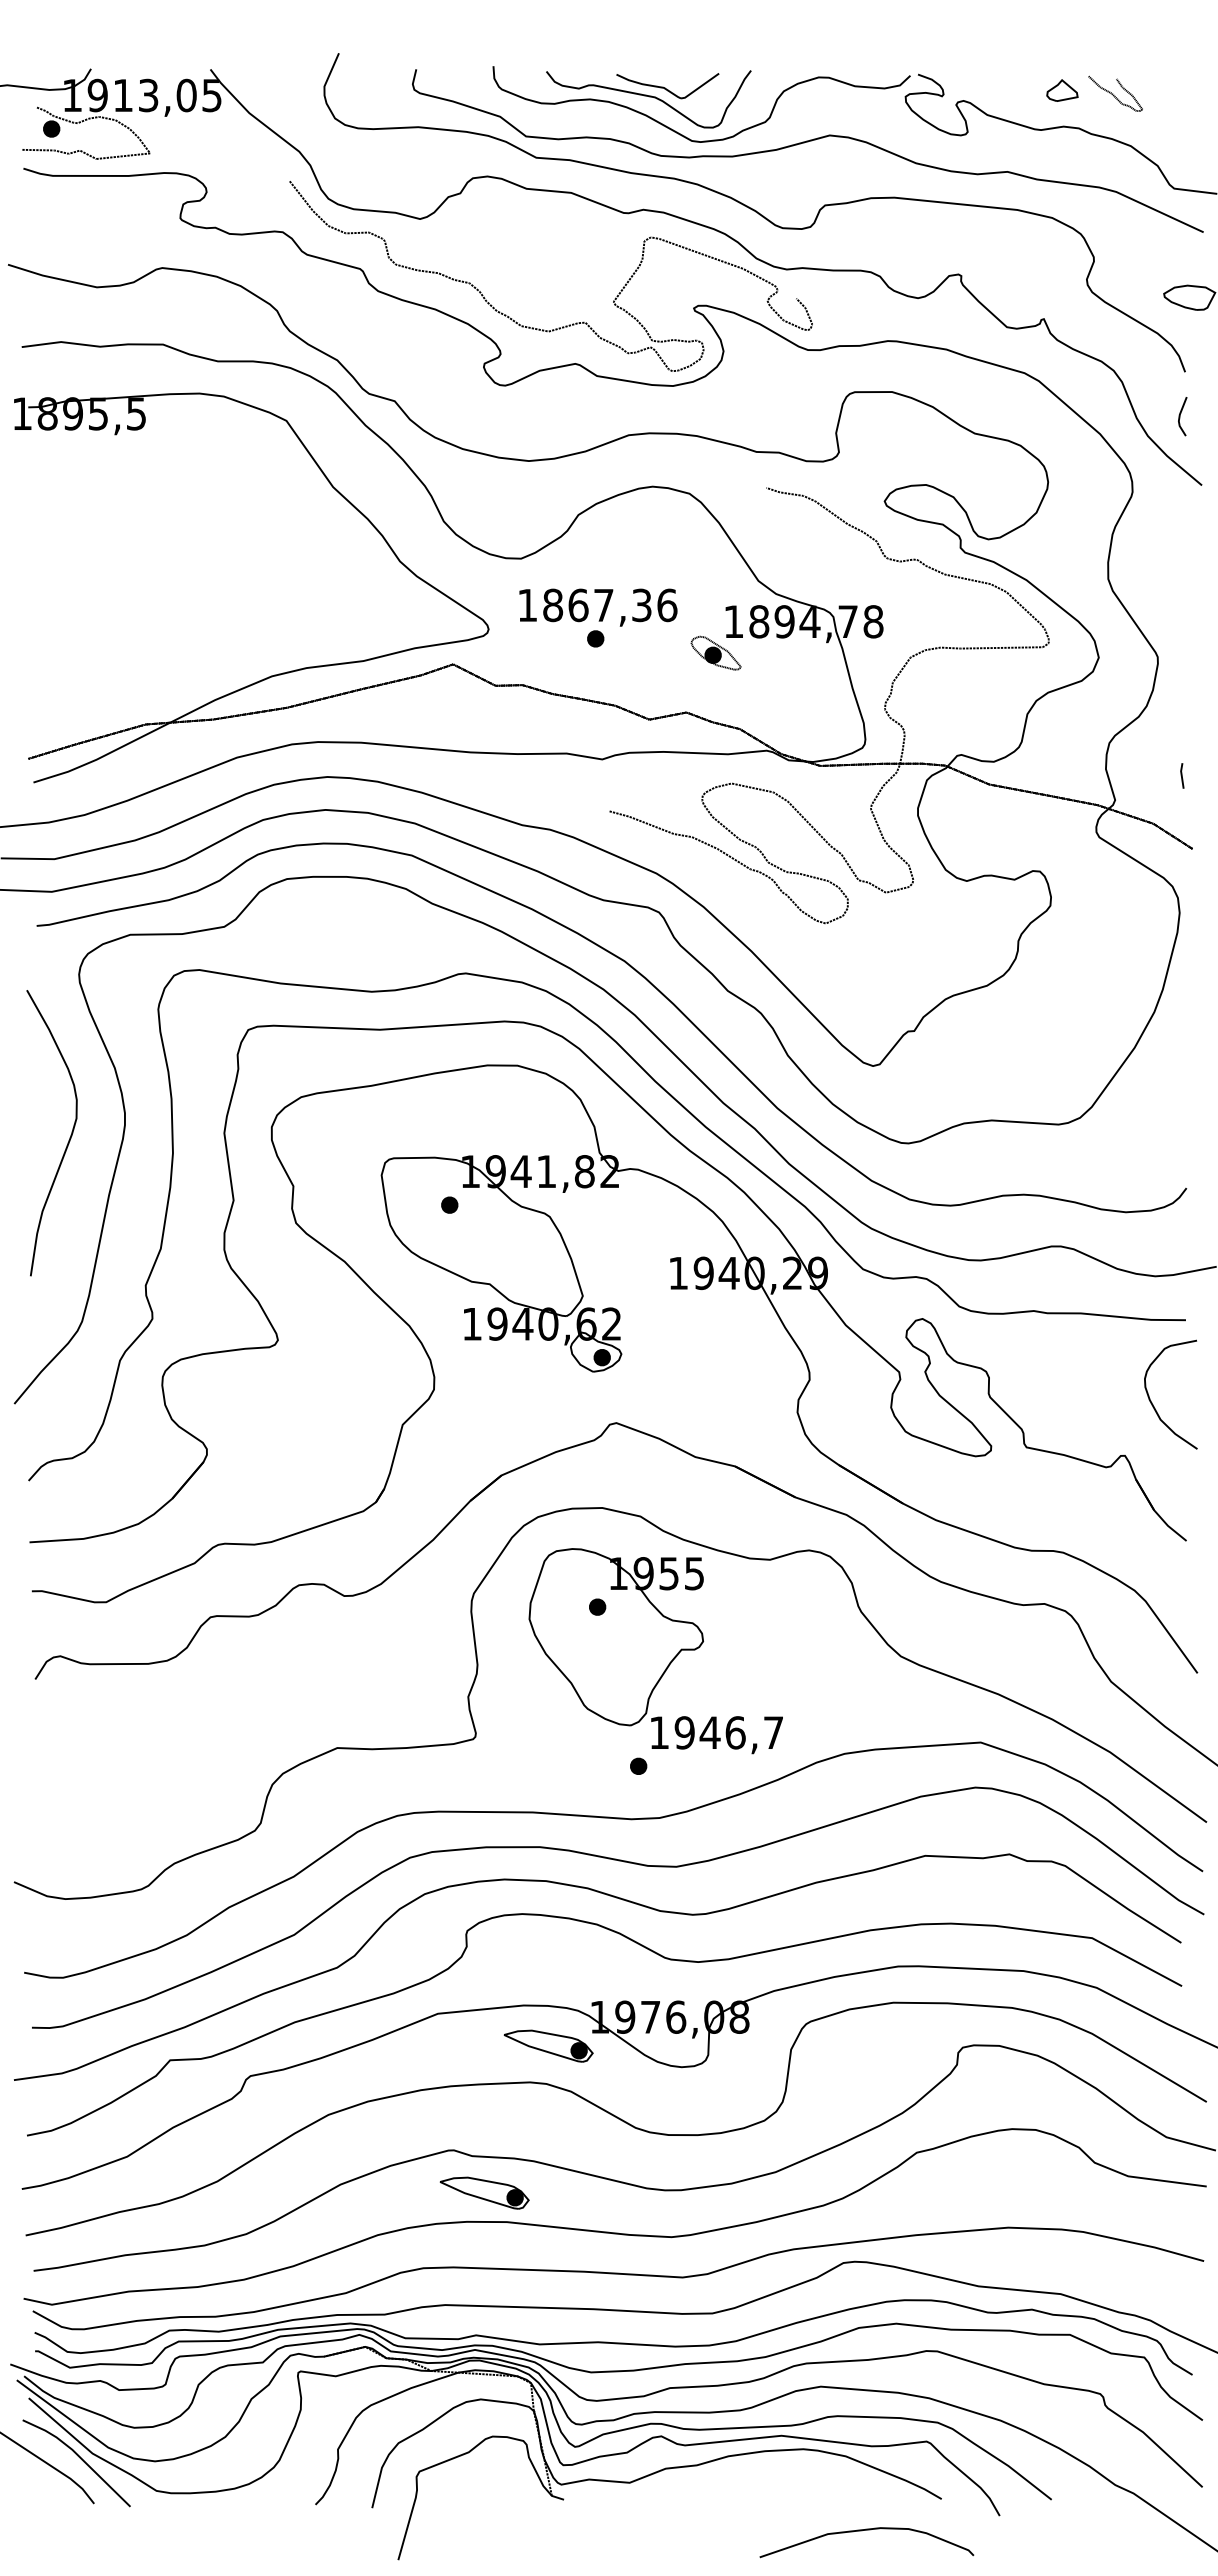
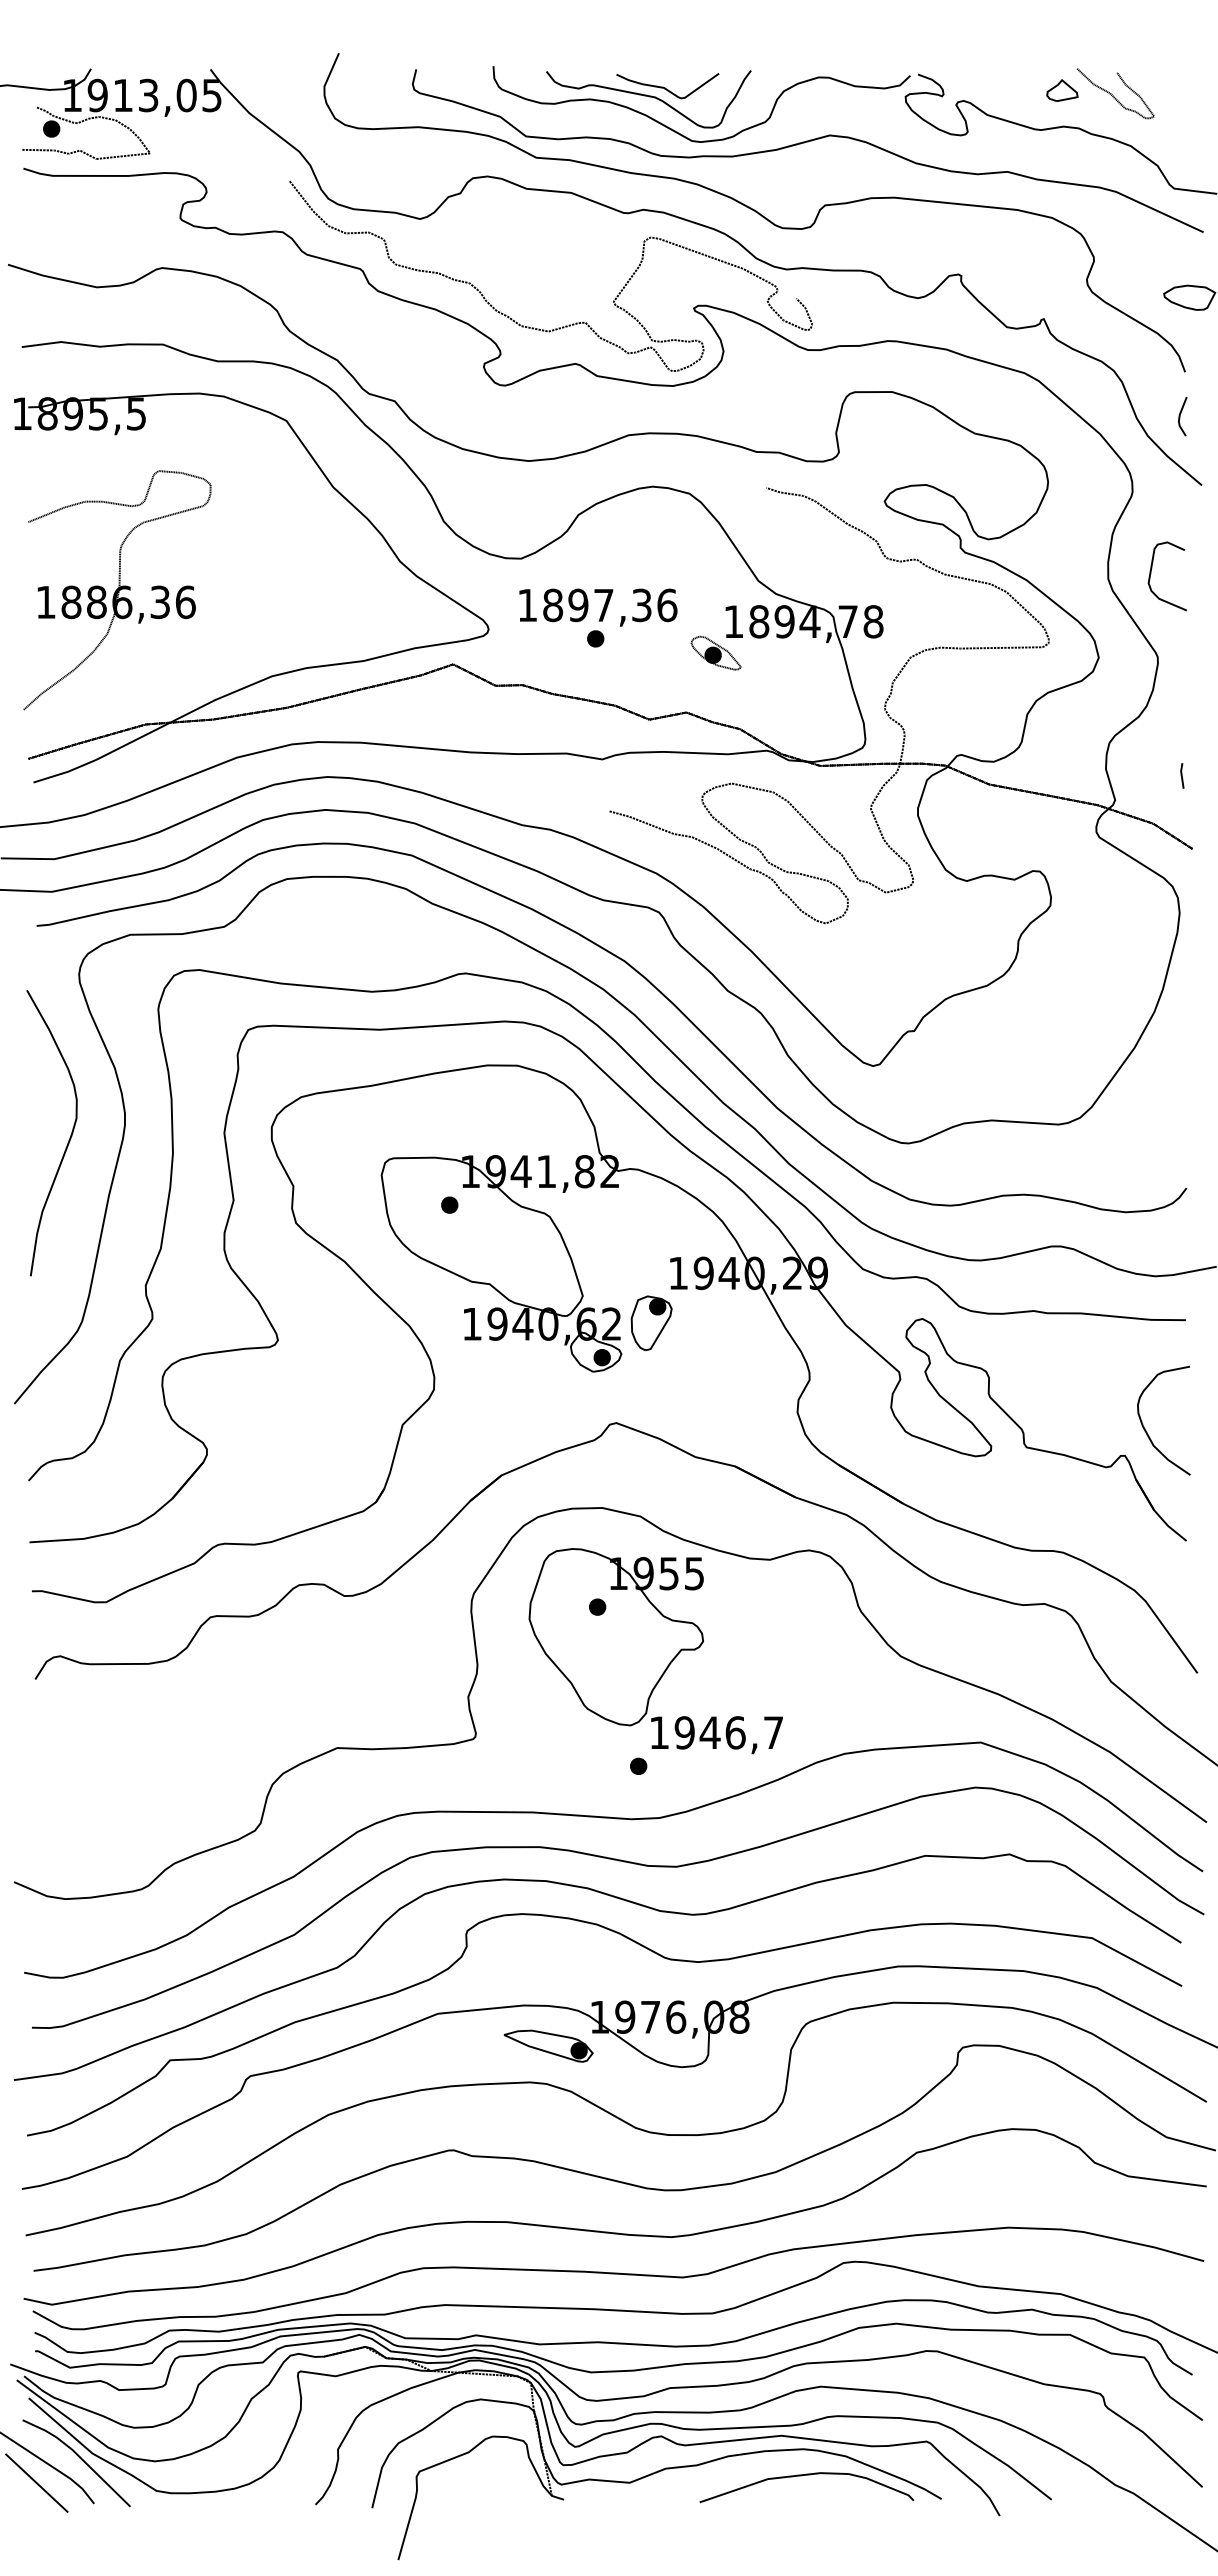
part size: 55x37 px -> 79x52 px (1115, 93)
curve: none -> present (1151, 574)
part: none -> present (117, 590)
text: 1867,36 -> 1897,36 (578, 605)
part: none -> present (651, 1322)
curve position: (1152, 1402) -> (1145, 1428) (1145, 1428)
part: present -> none (484, 2192)
line: none -> present (36, 2482)
curve position: (862, 2531) -> (802, 2476) (802, 2476)
